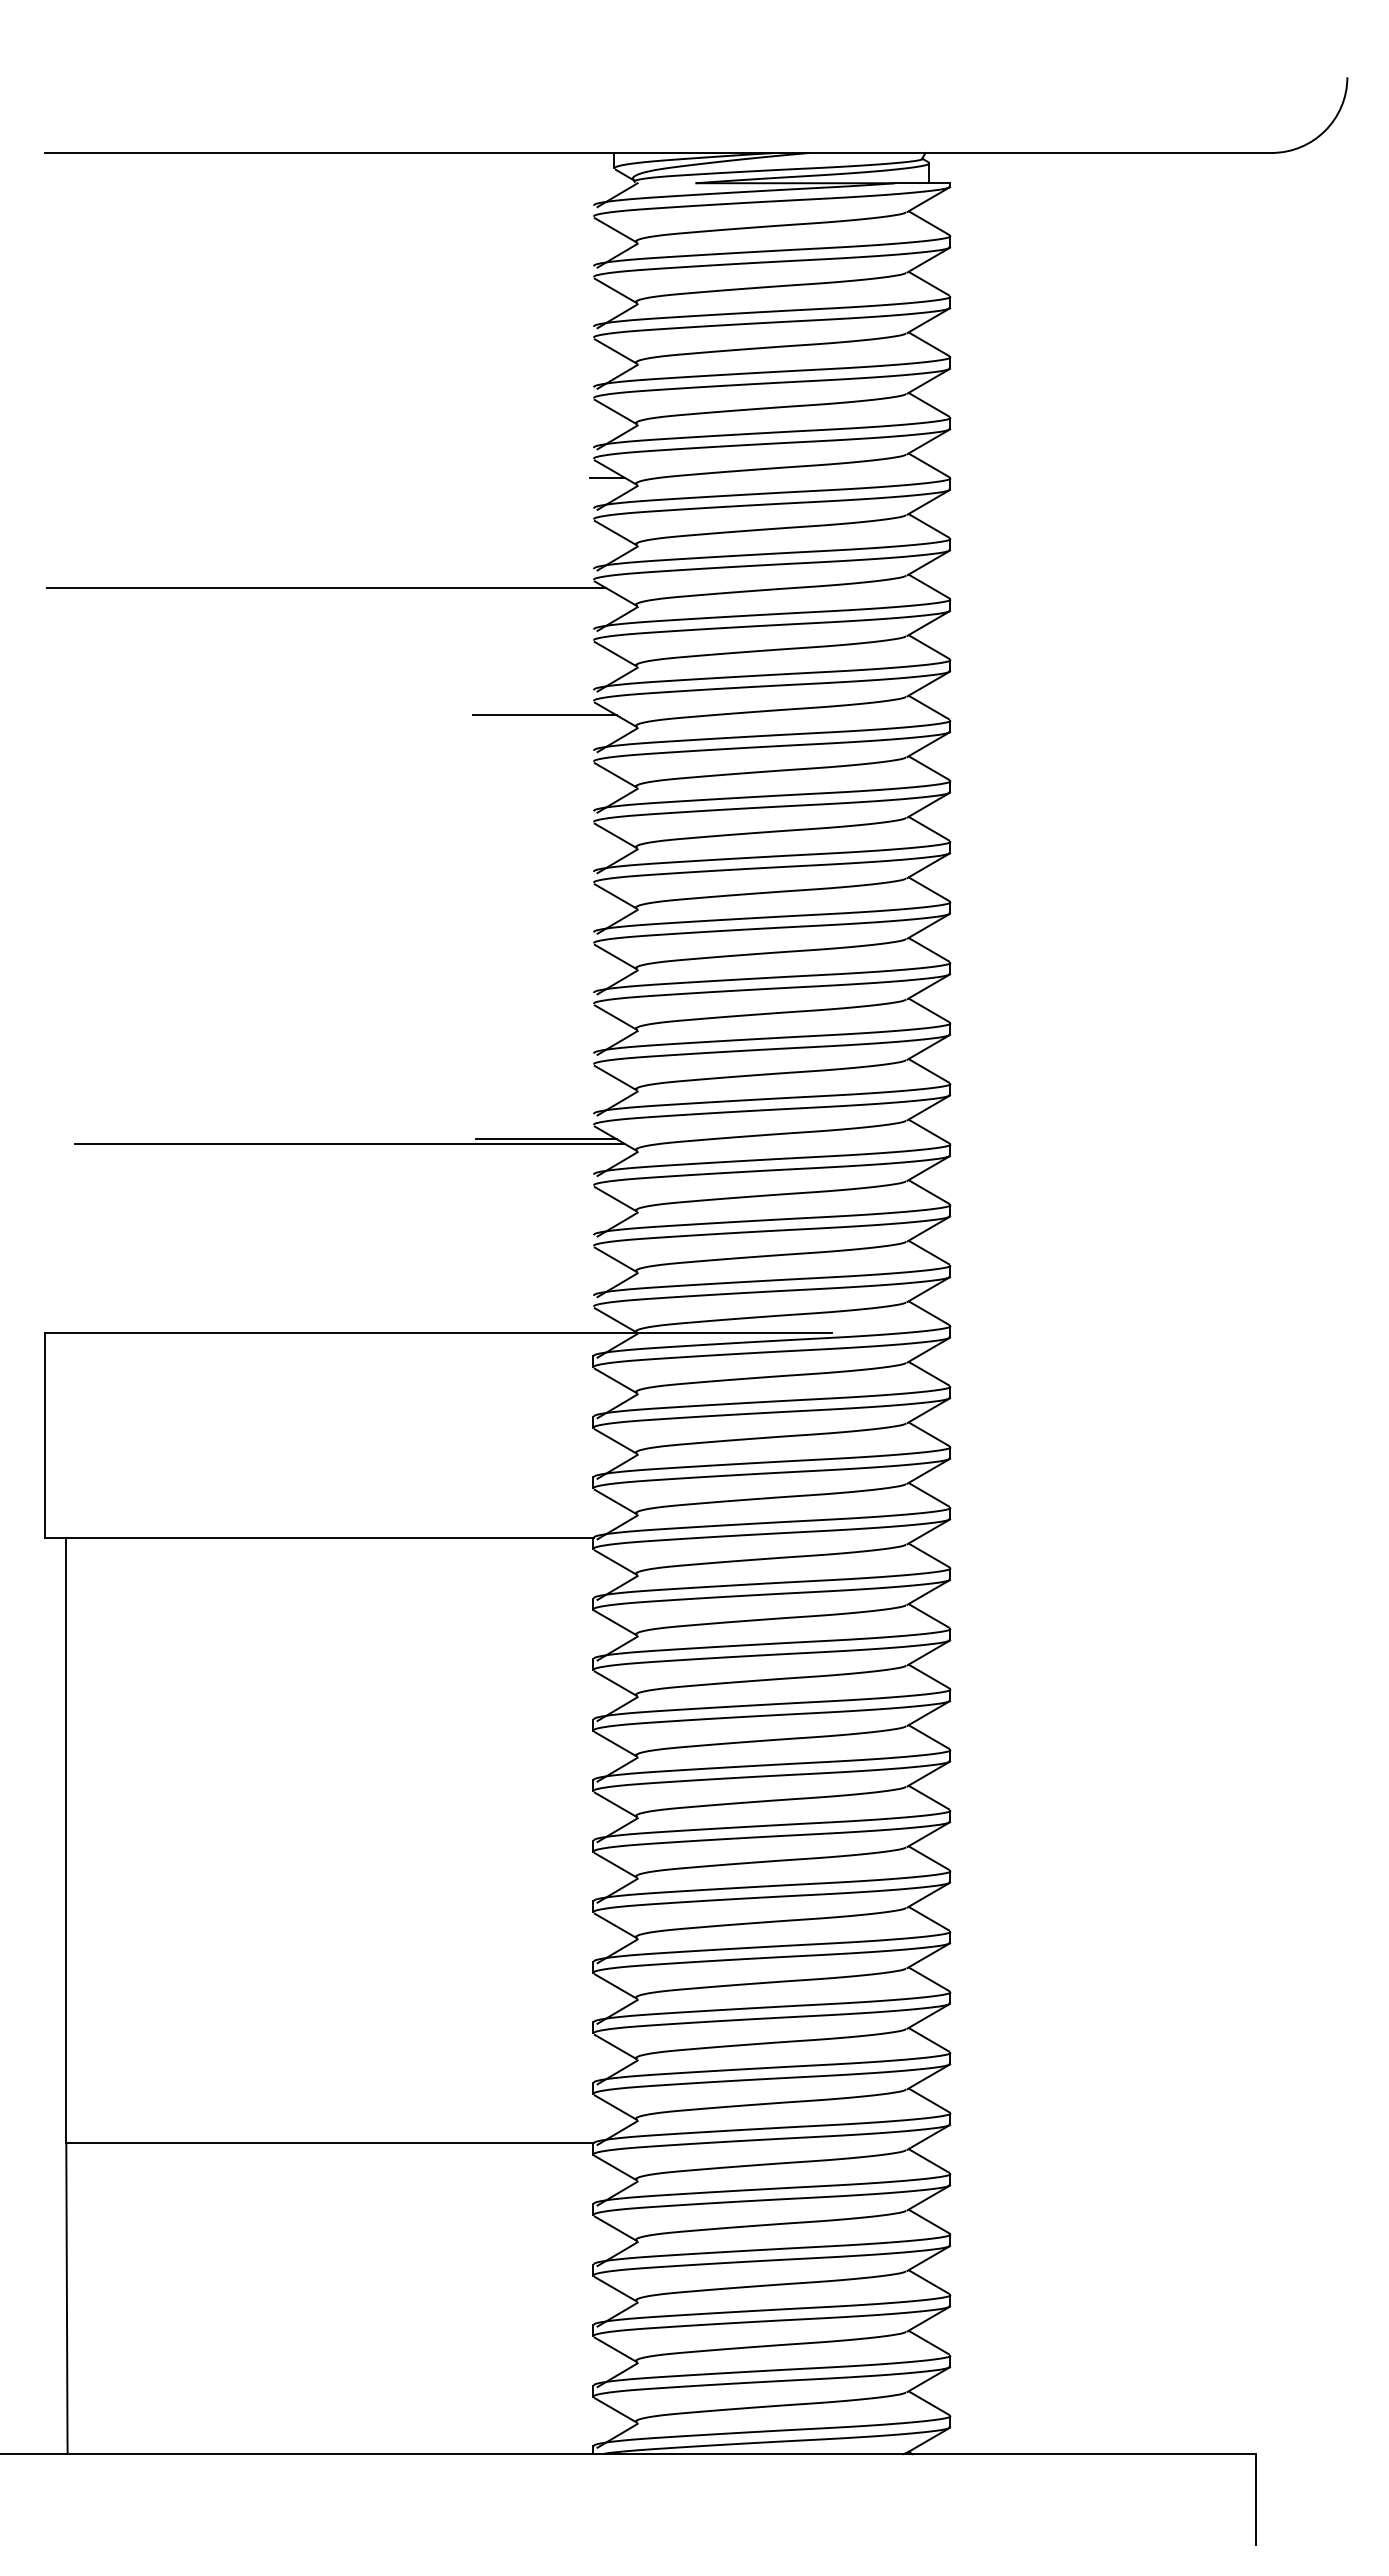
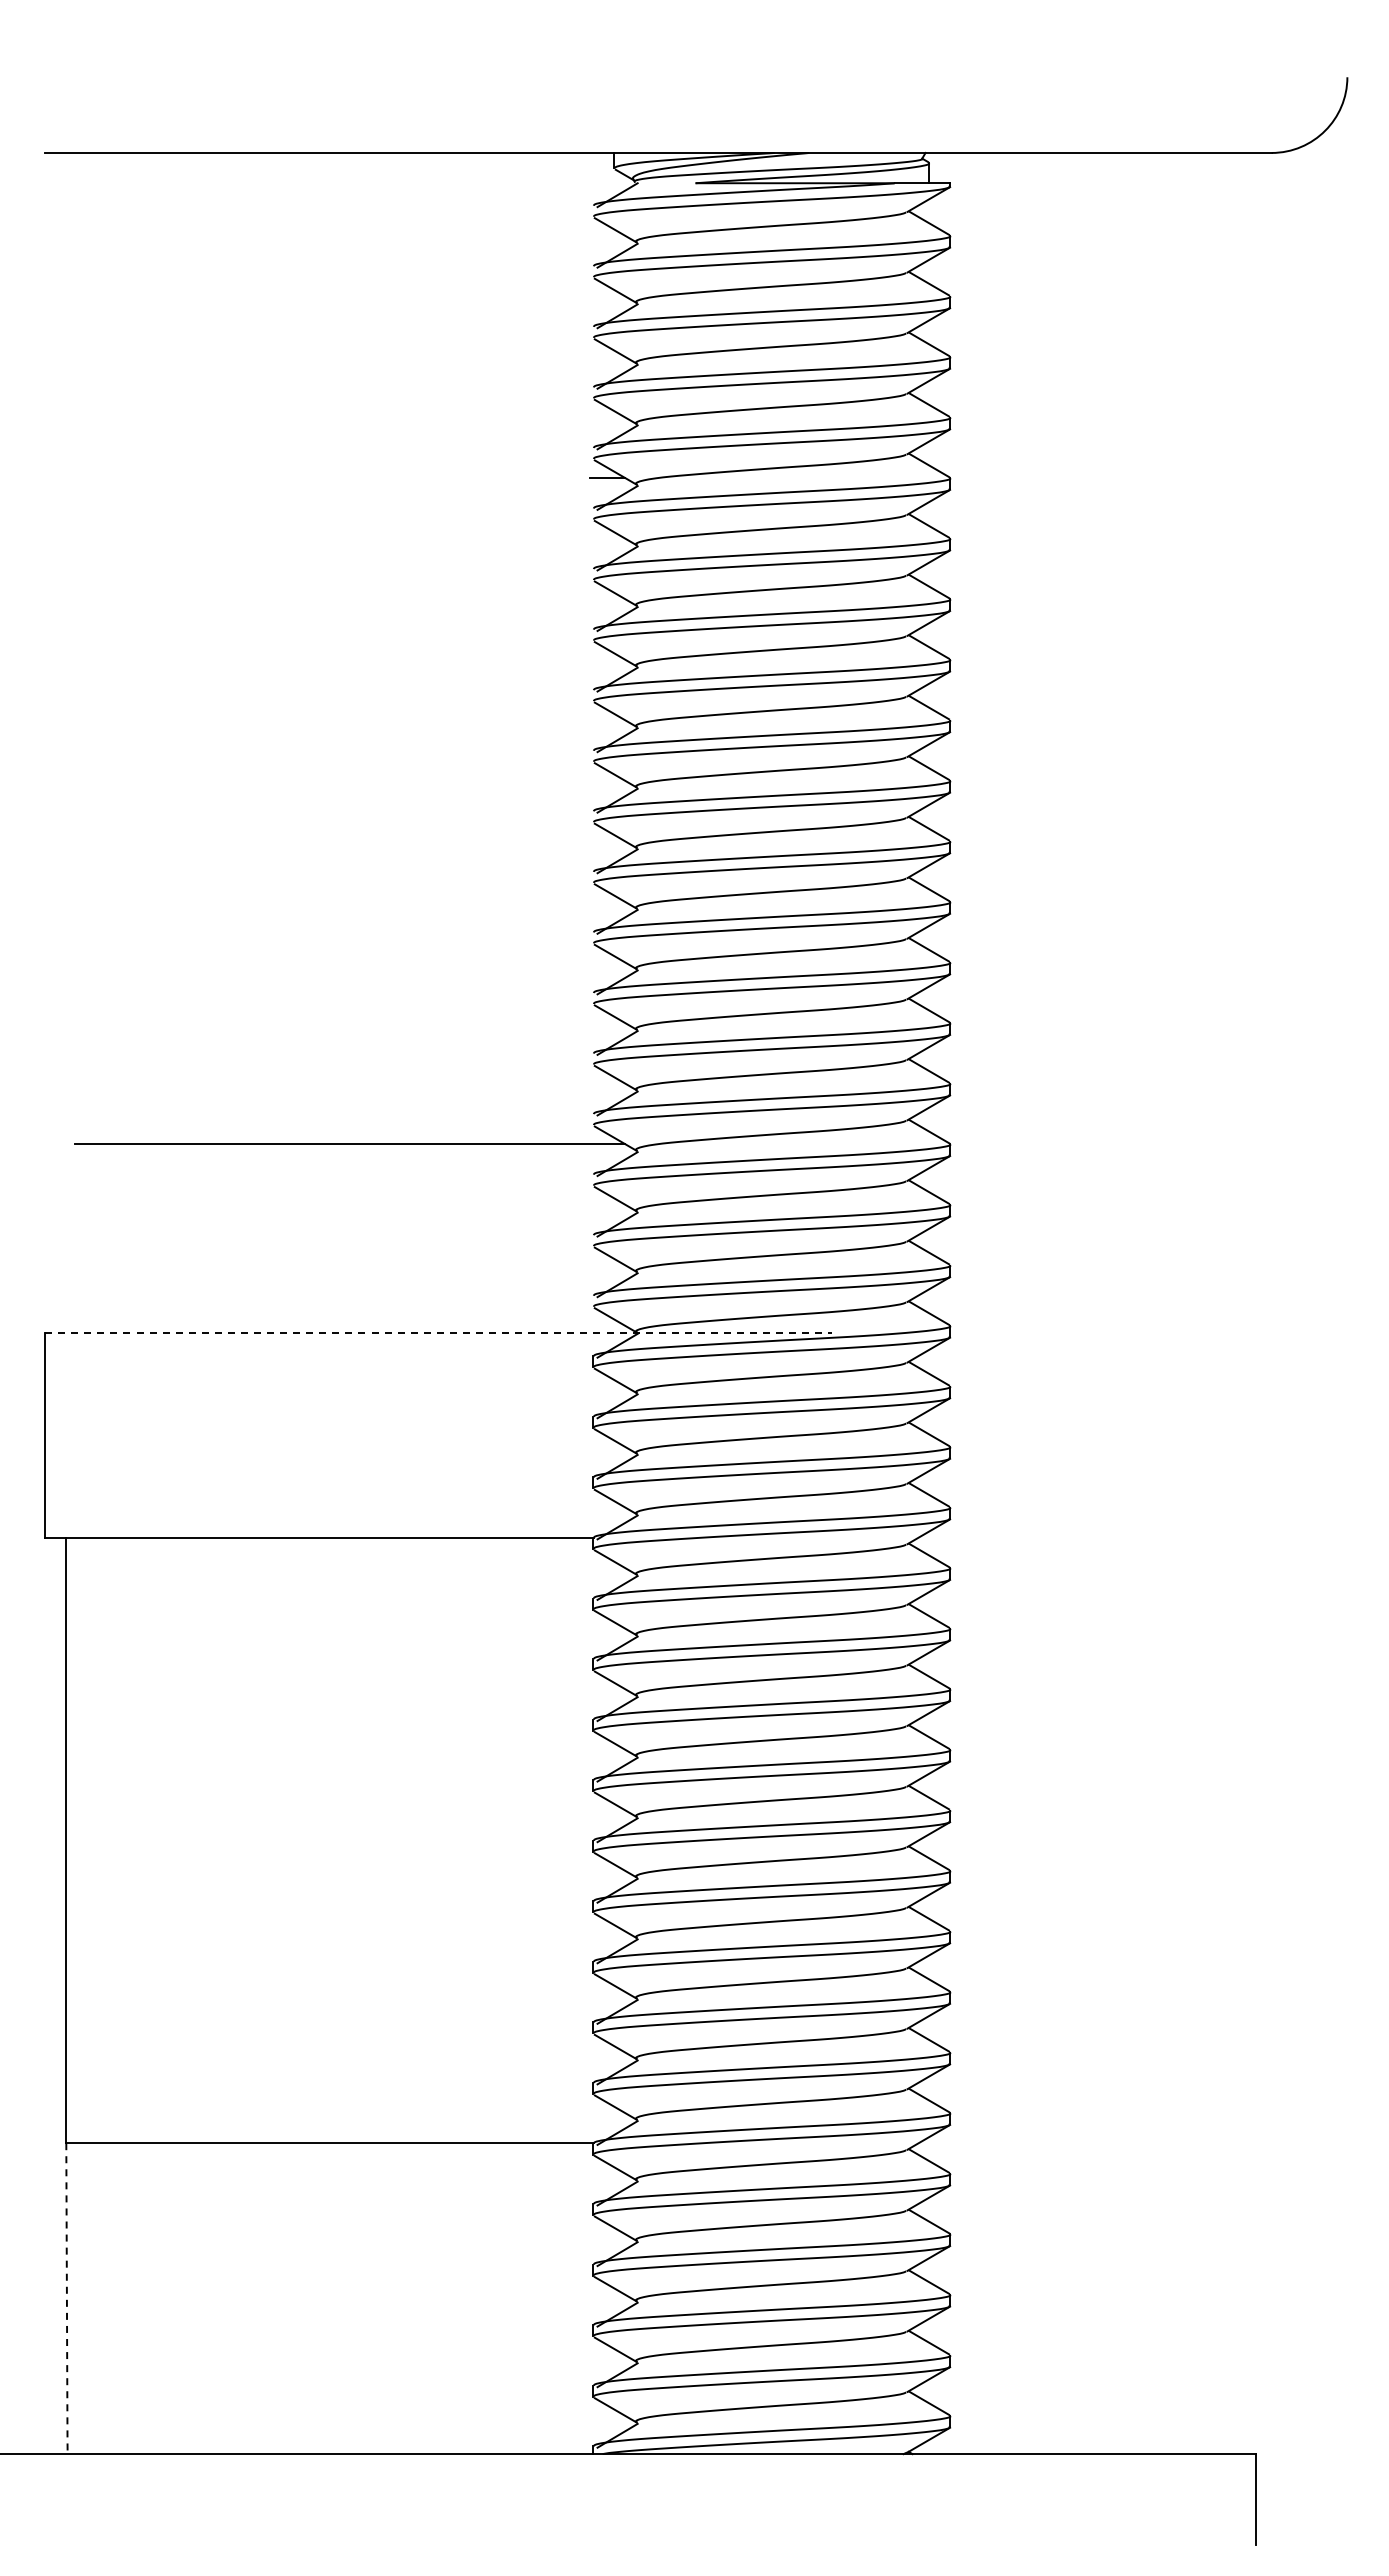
line: present -> none (326, 587)
line: present -> none (544, 715)
line: present -> none (546, 1139)
line: solid -> dashed (438, 1333)
line: solid -> dashed (66, 2300)
